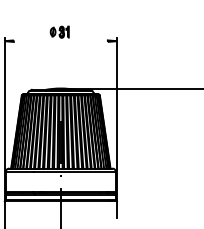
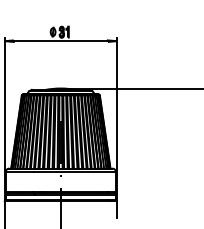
line: none -> present (60, 41)
